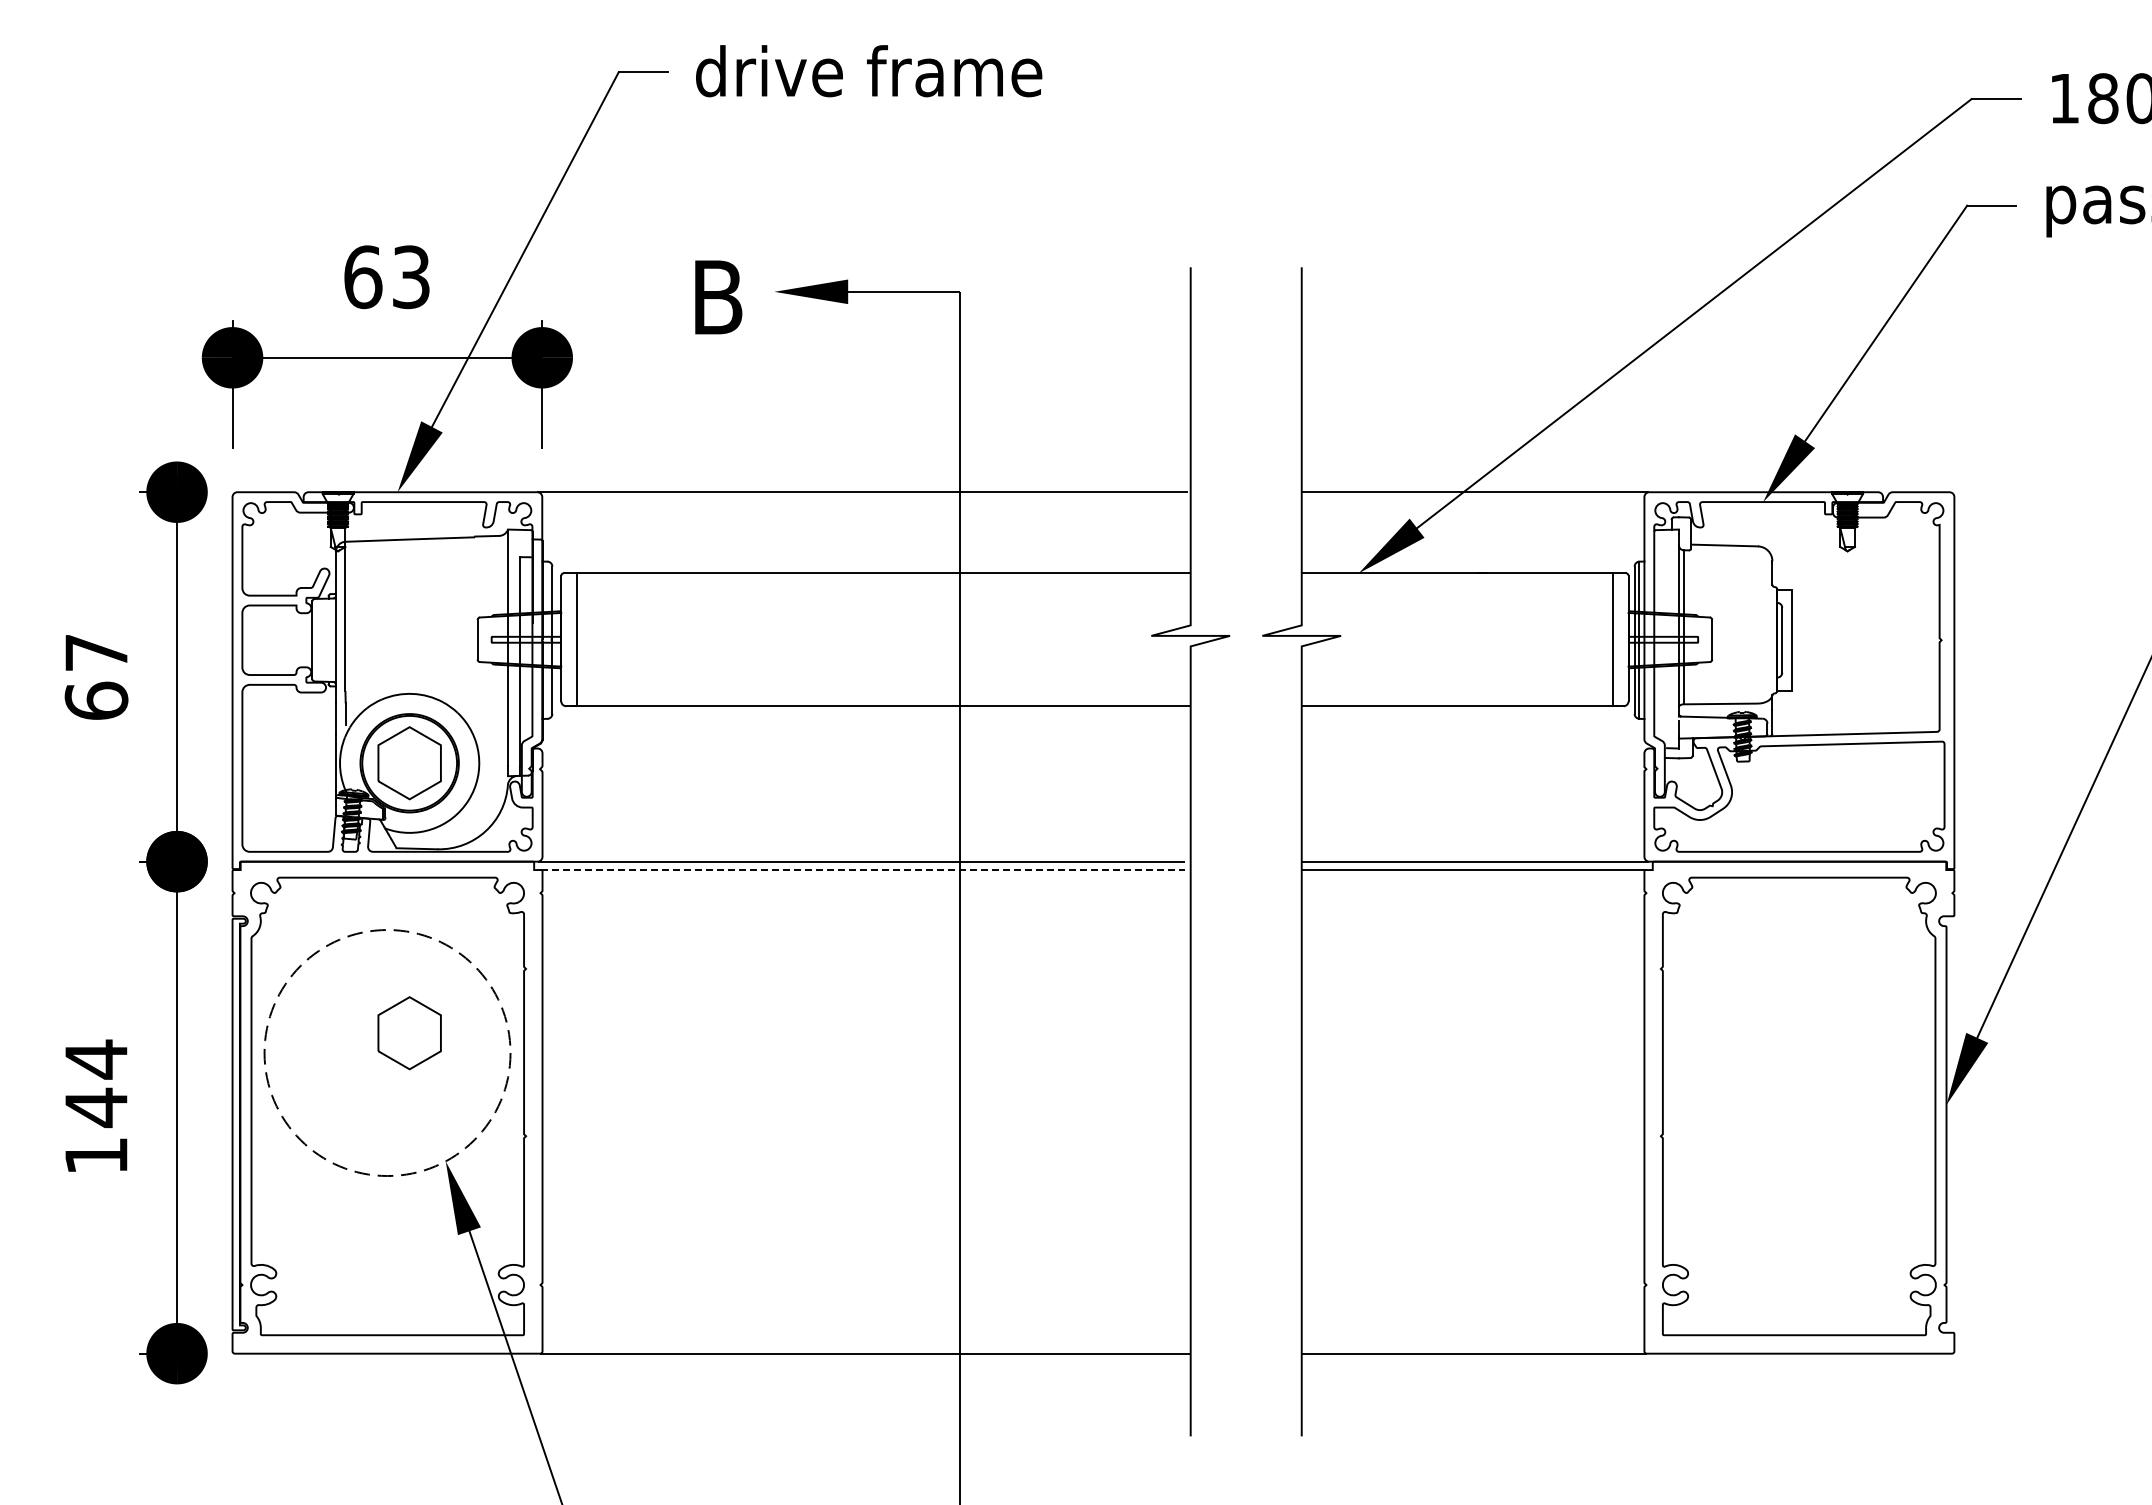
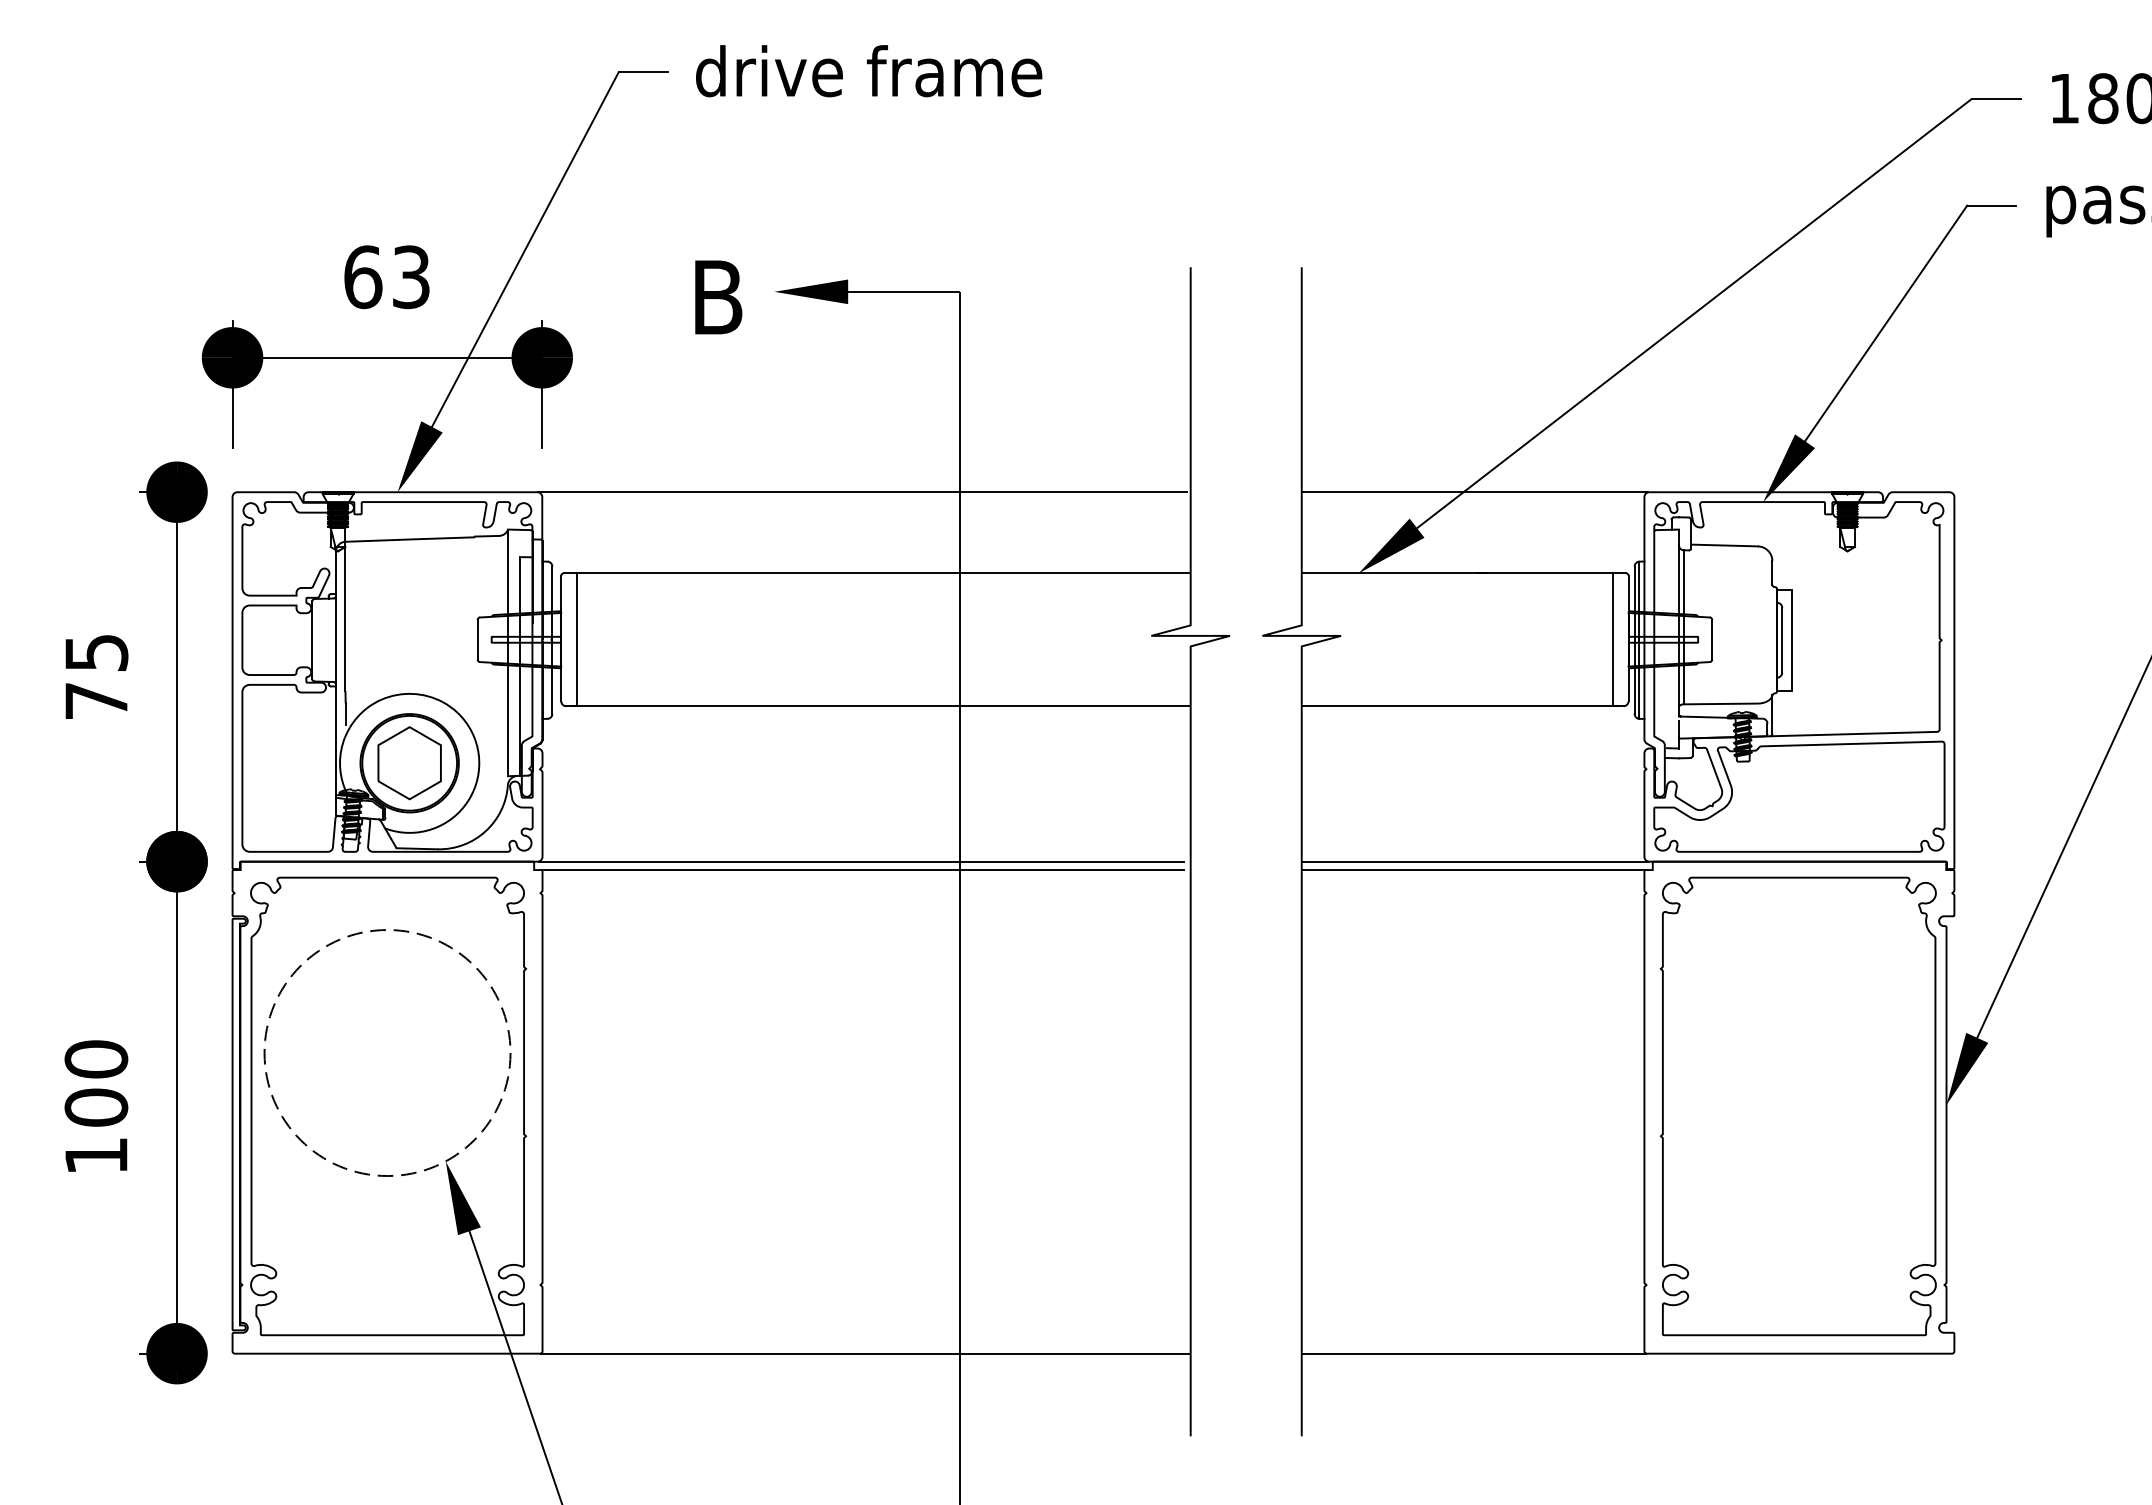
text: 67 -> 75 (96, 677)
line: dashed -> solid (863, 870)
part: present -> none (409, 1033)
text: 144 -> 100 (96, 1083)
